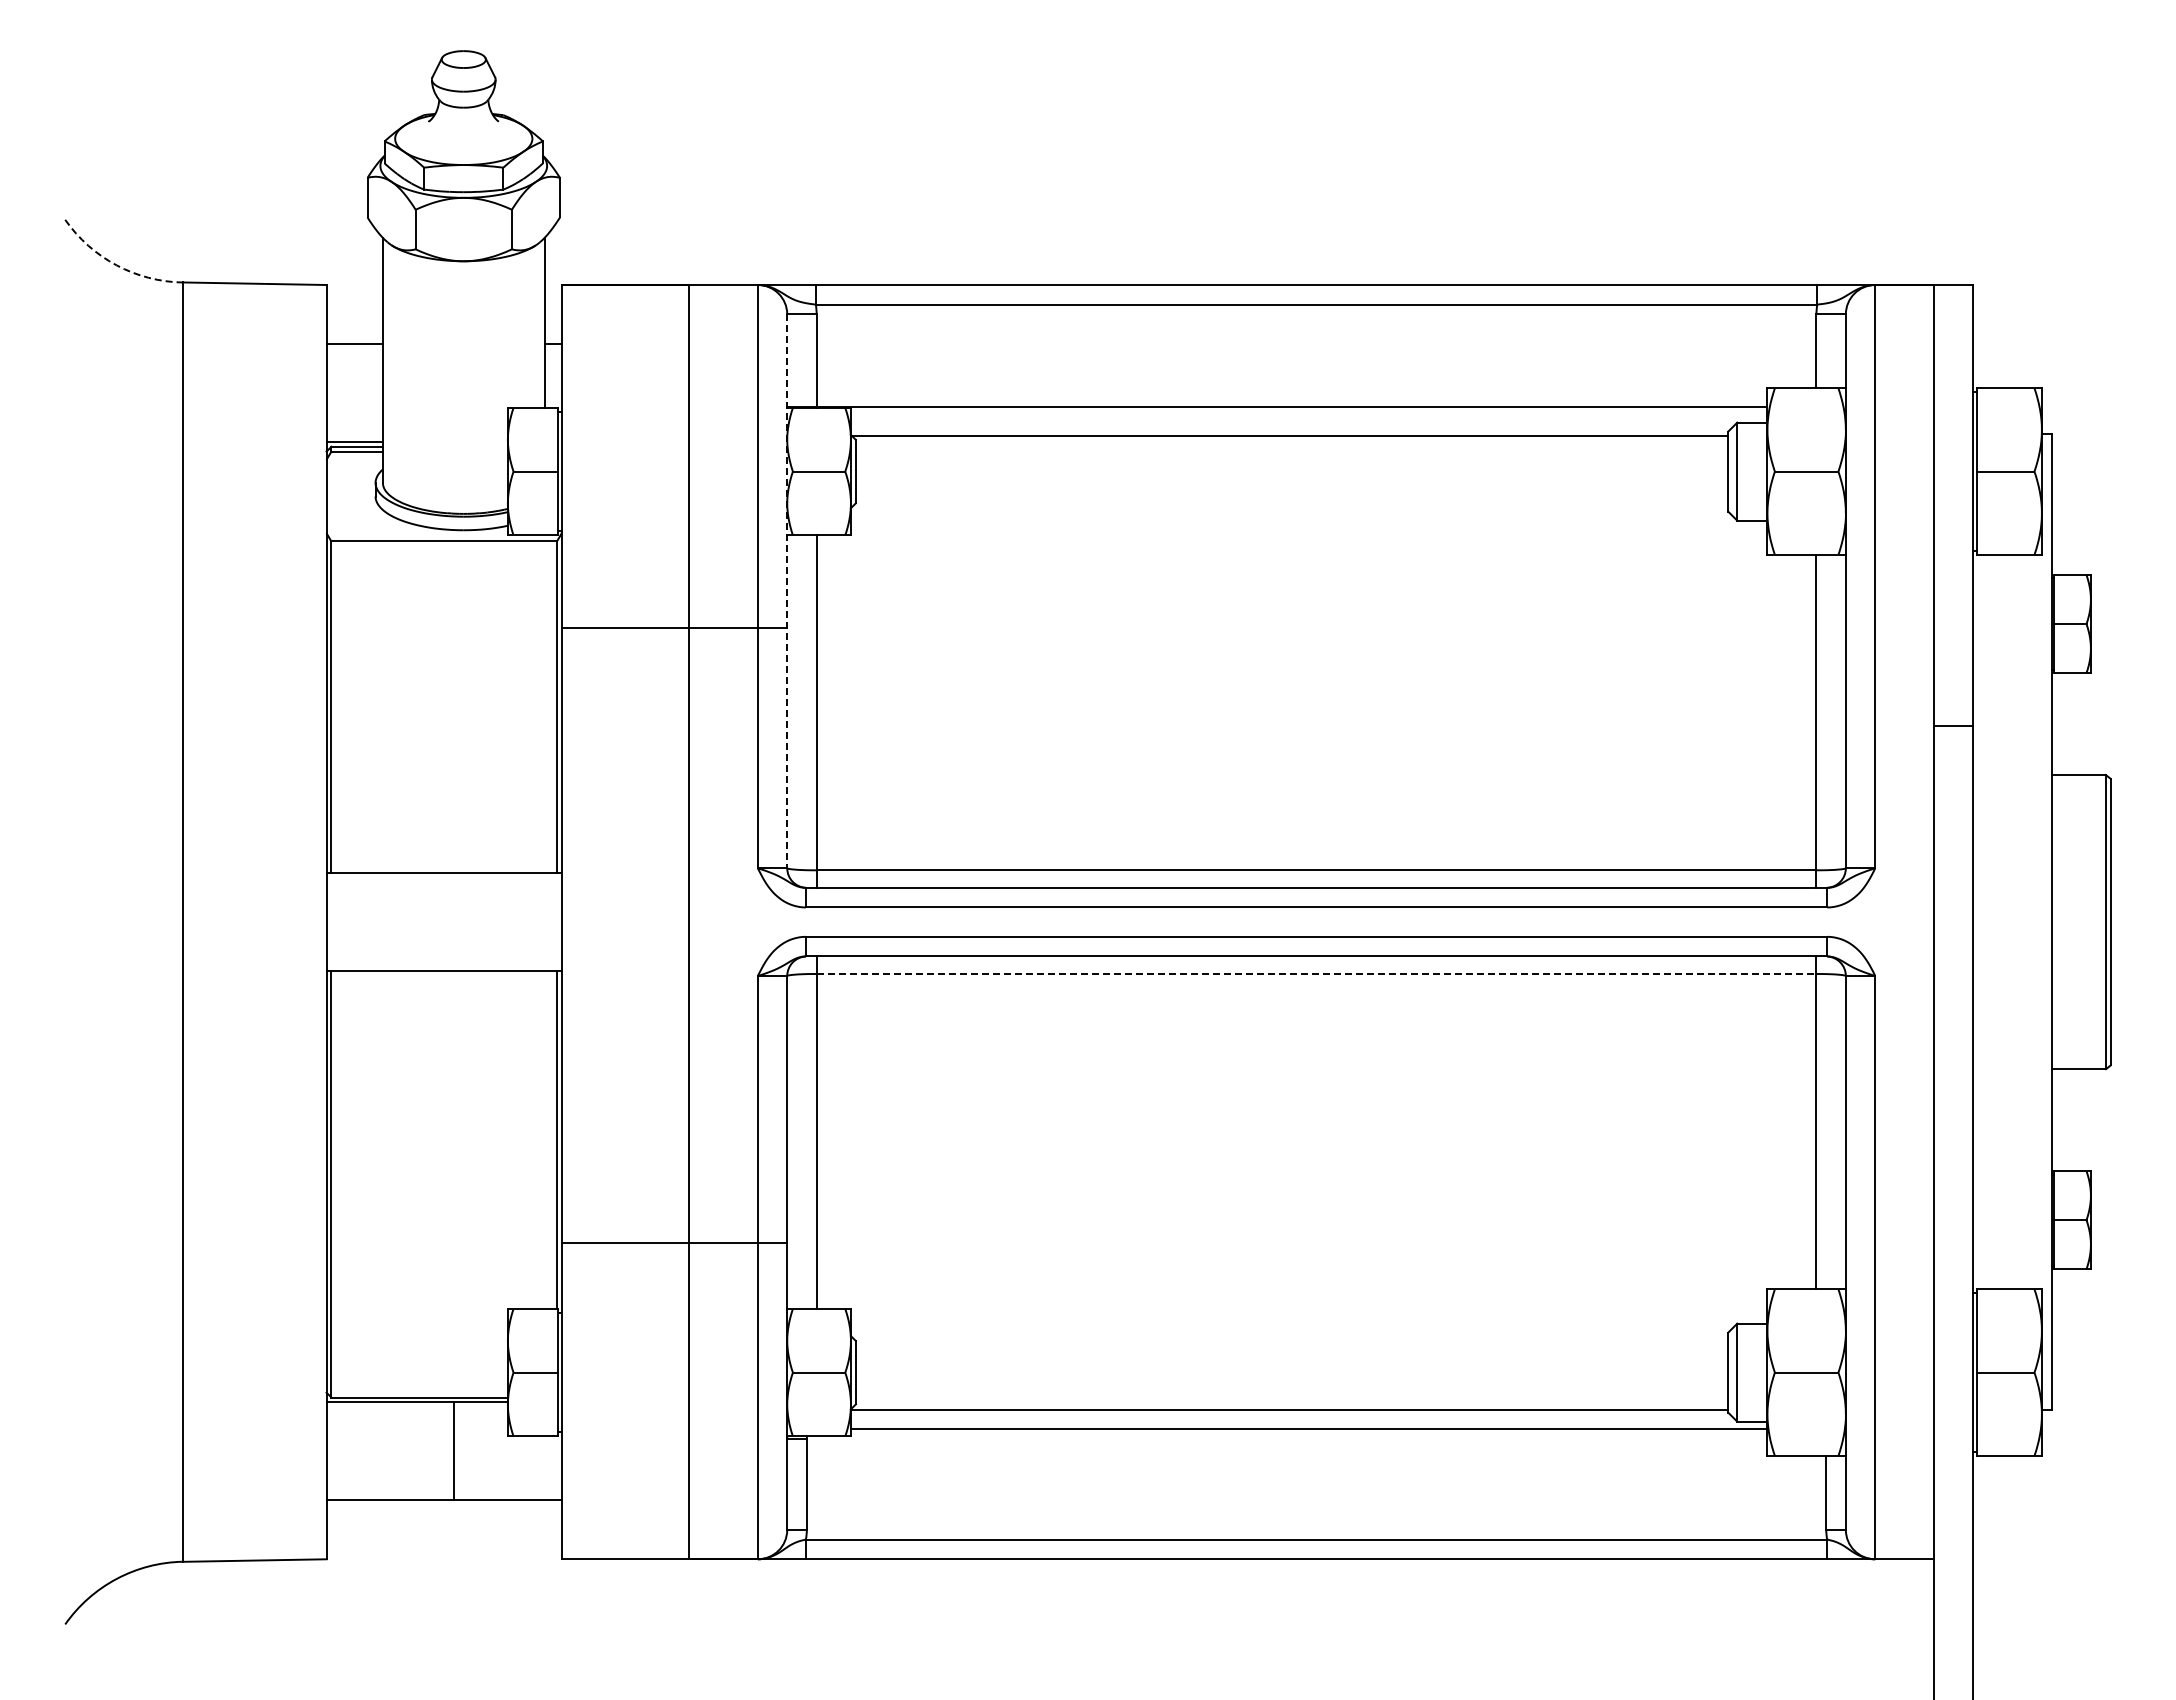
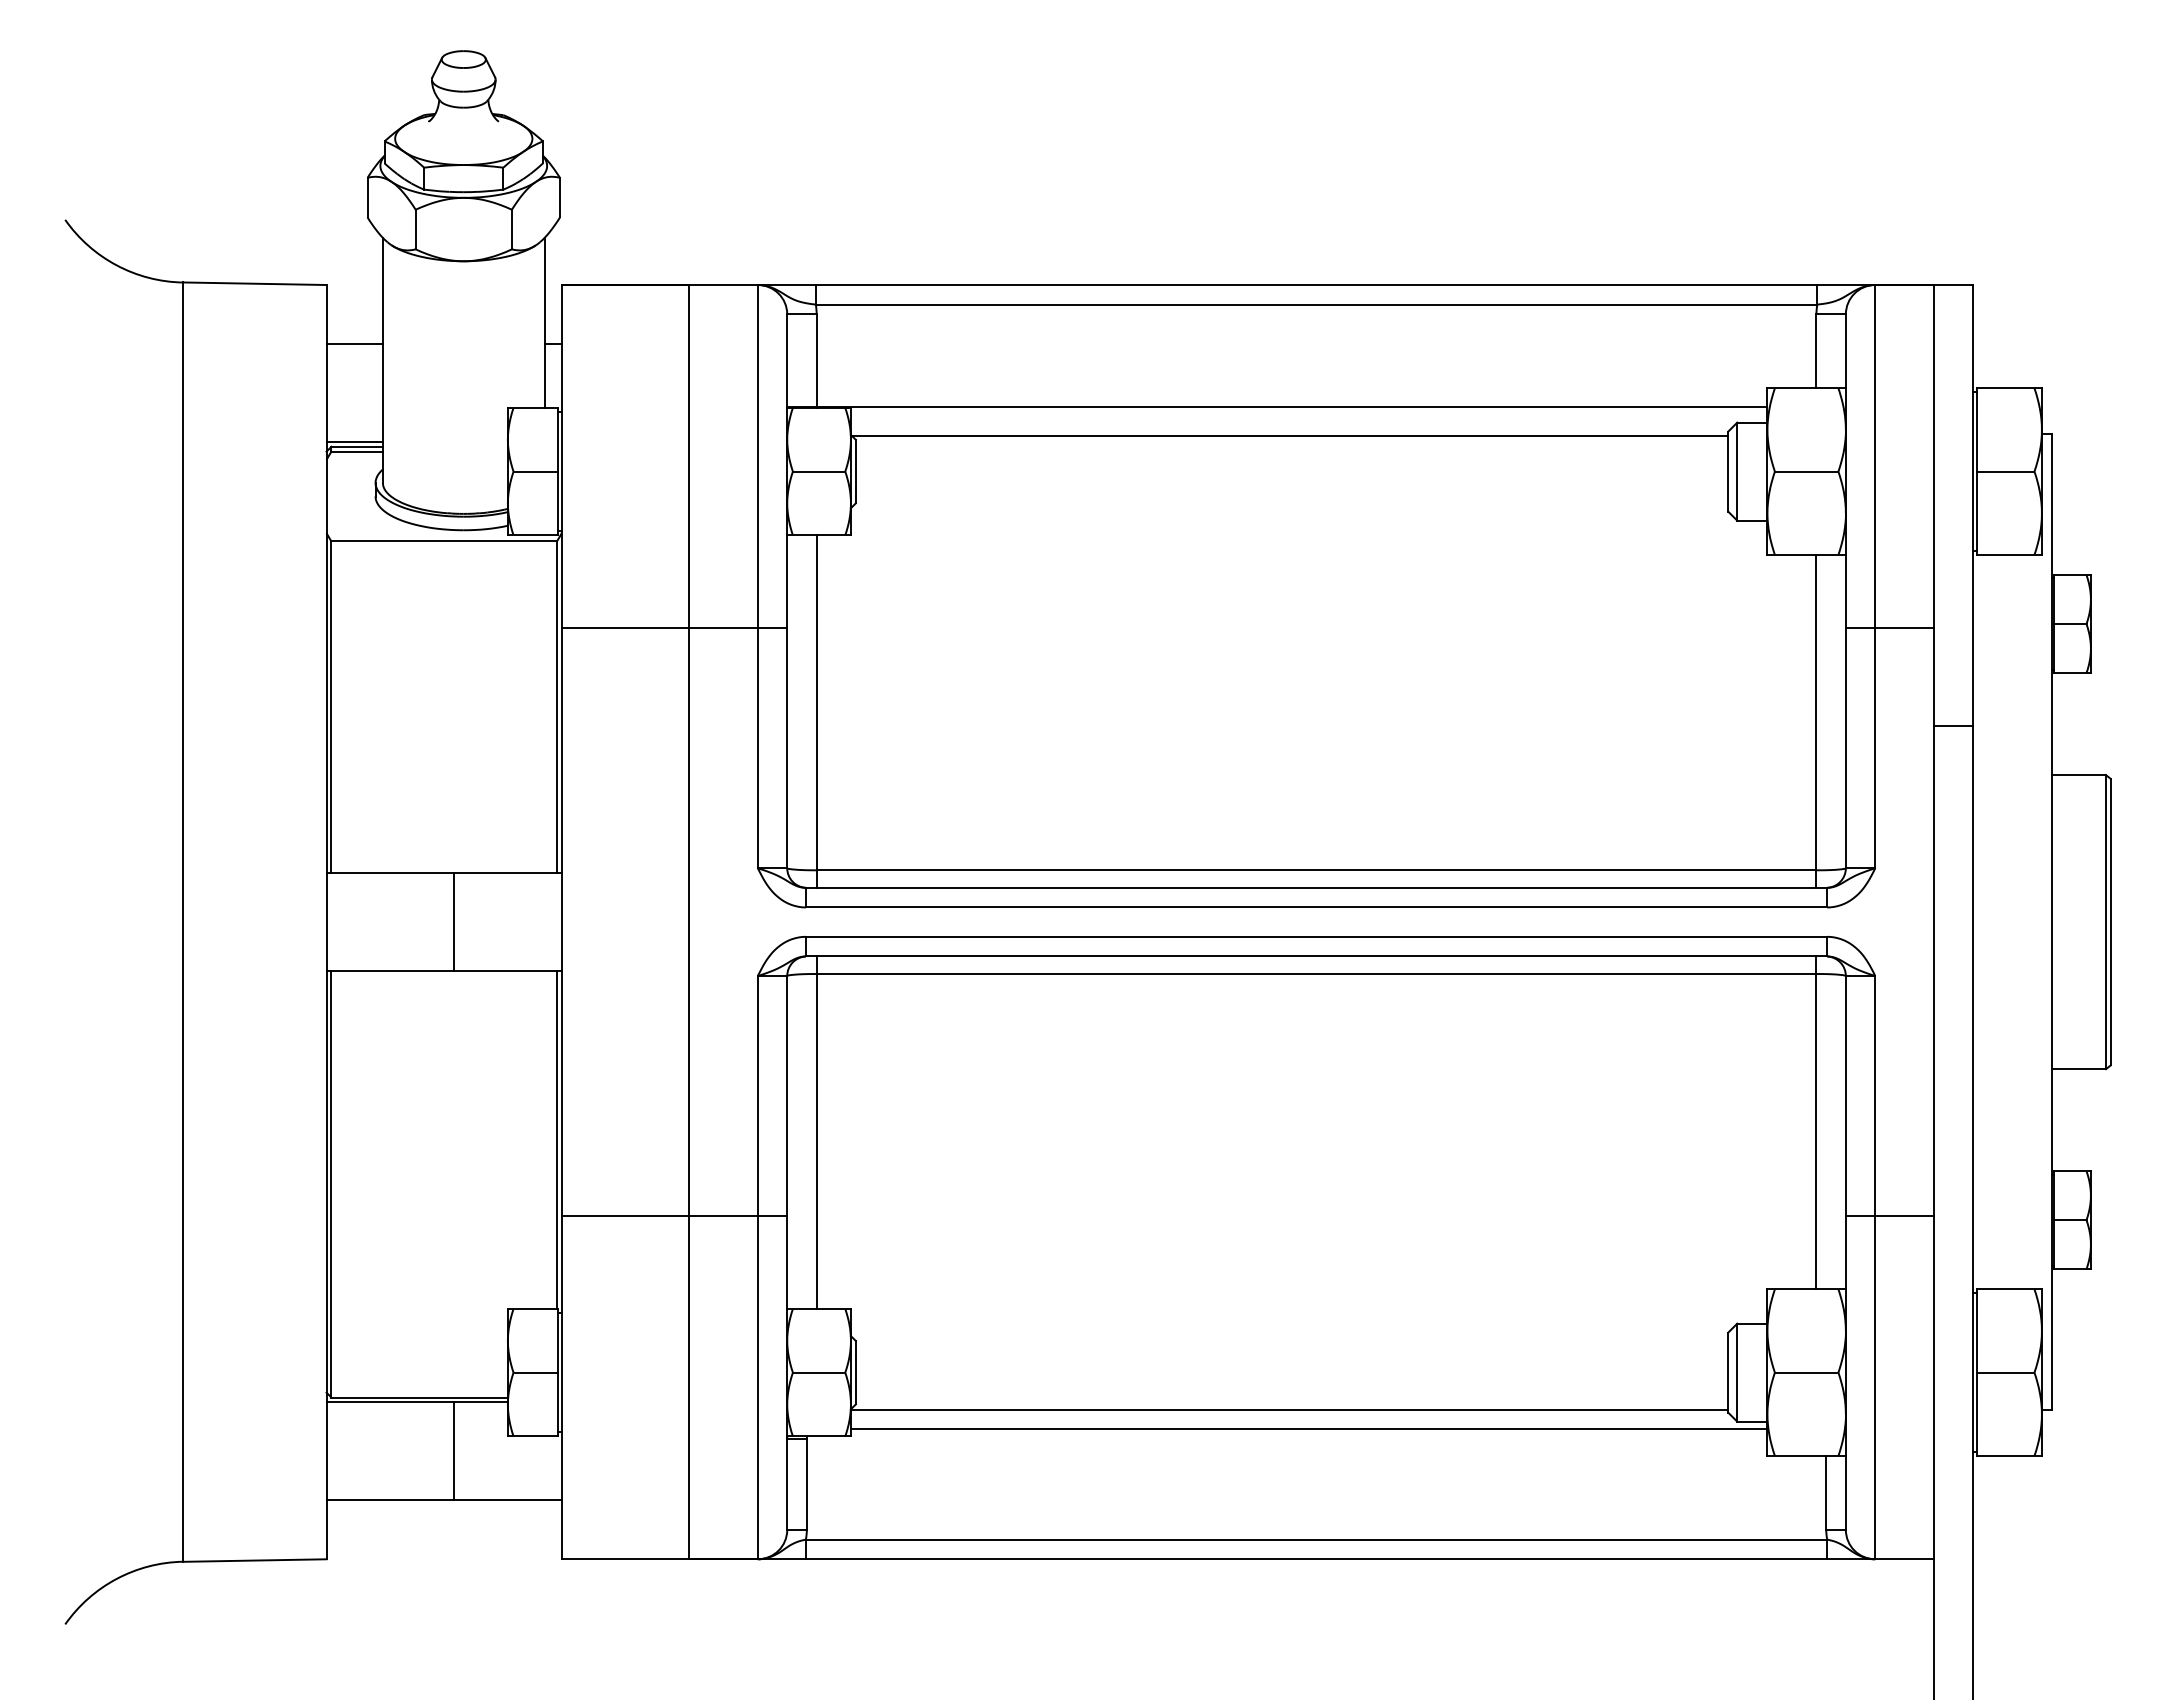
arc: dashed -> solid (116, 265)
line: dashed -> solid (787, 591)
line: none -> present (1889, 628)
line: none -> present (453, 922)
line: dashed -> solid (1316, 974)
line: none -> present (1889, 1216)
line position: (674, 1243) -> (674, 1216) (674, 1216)
